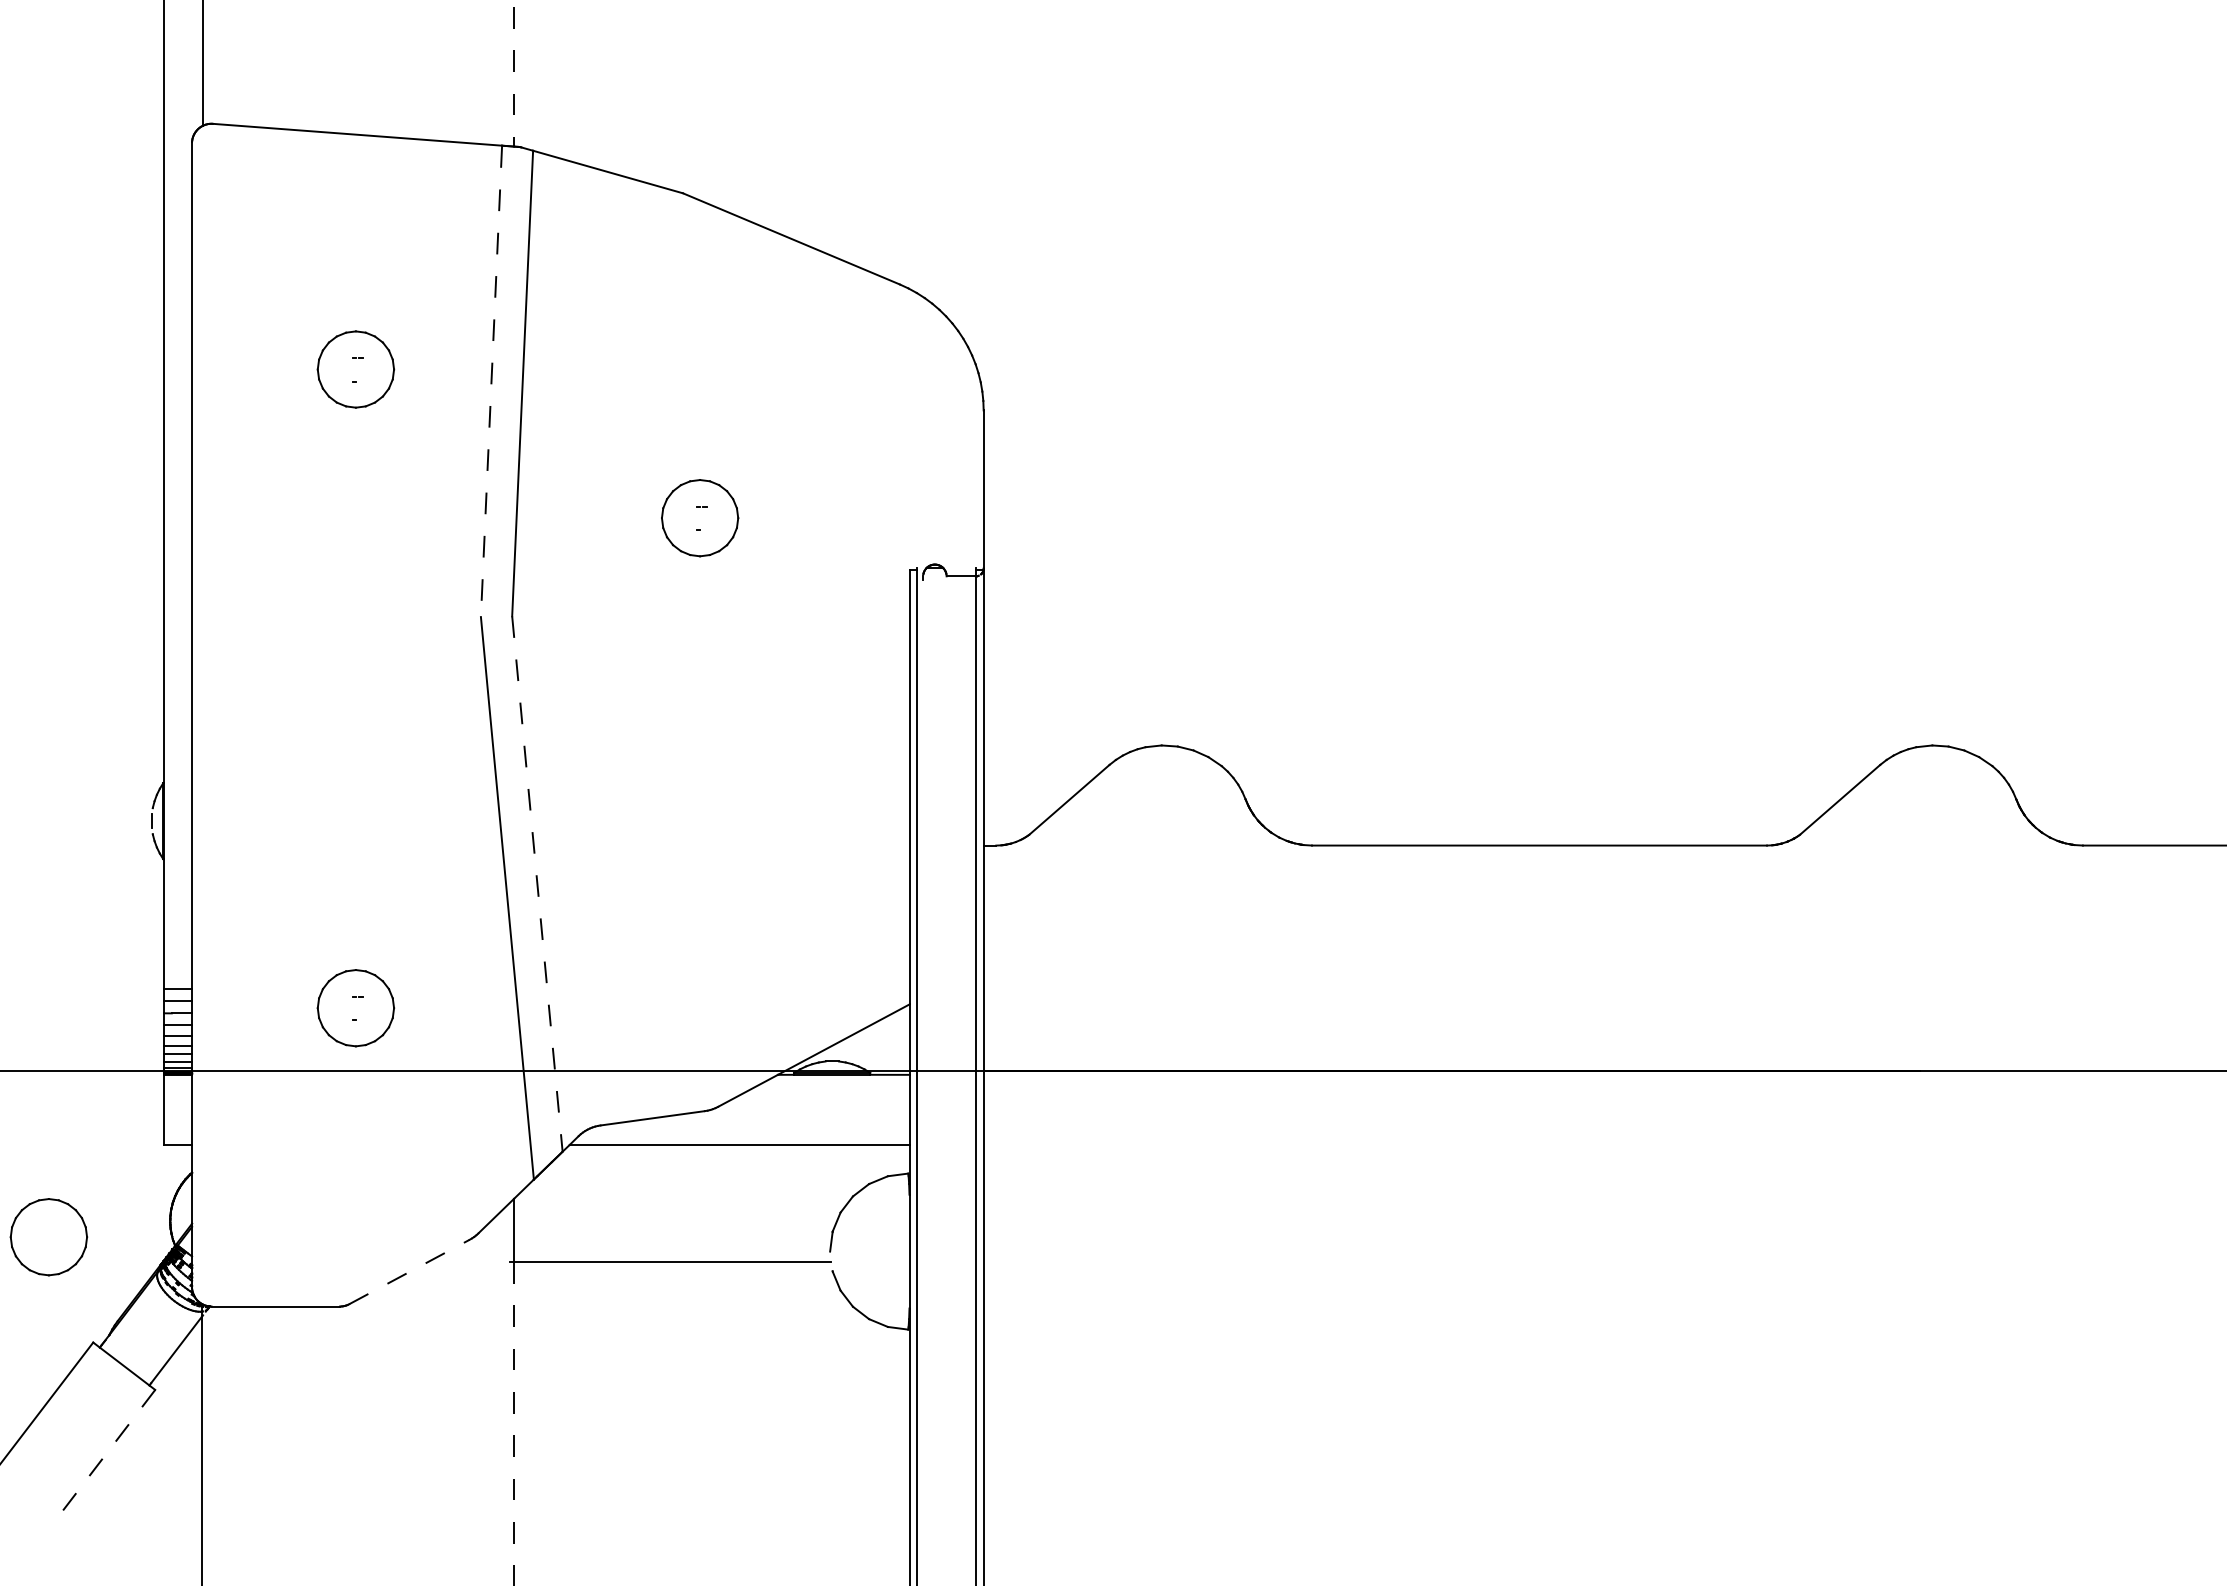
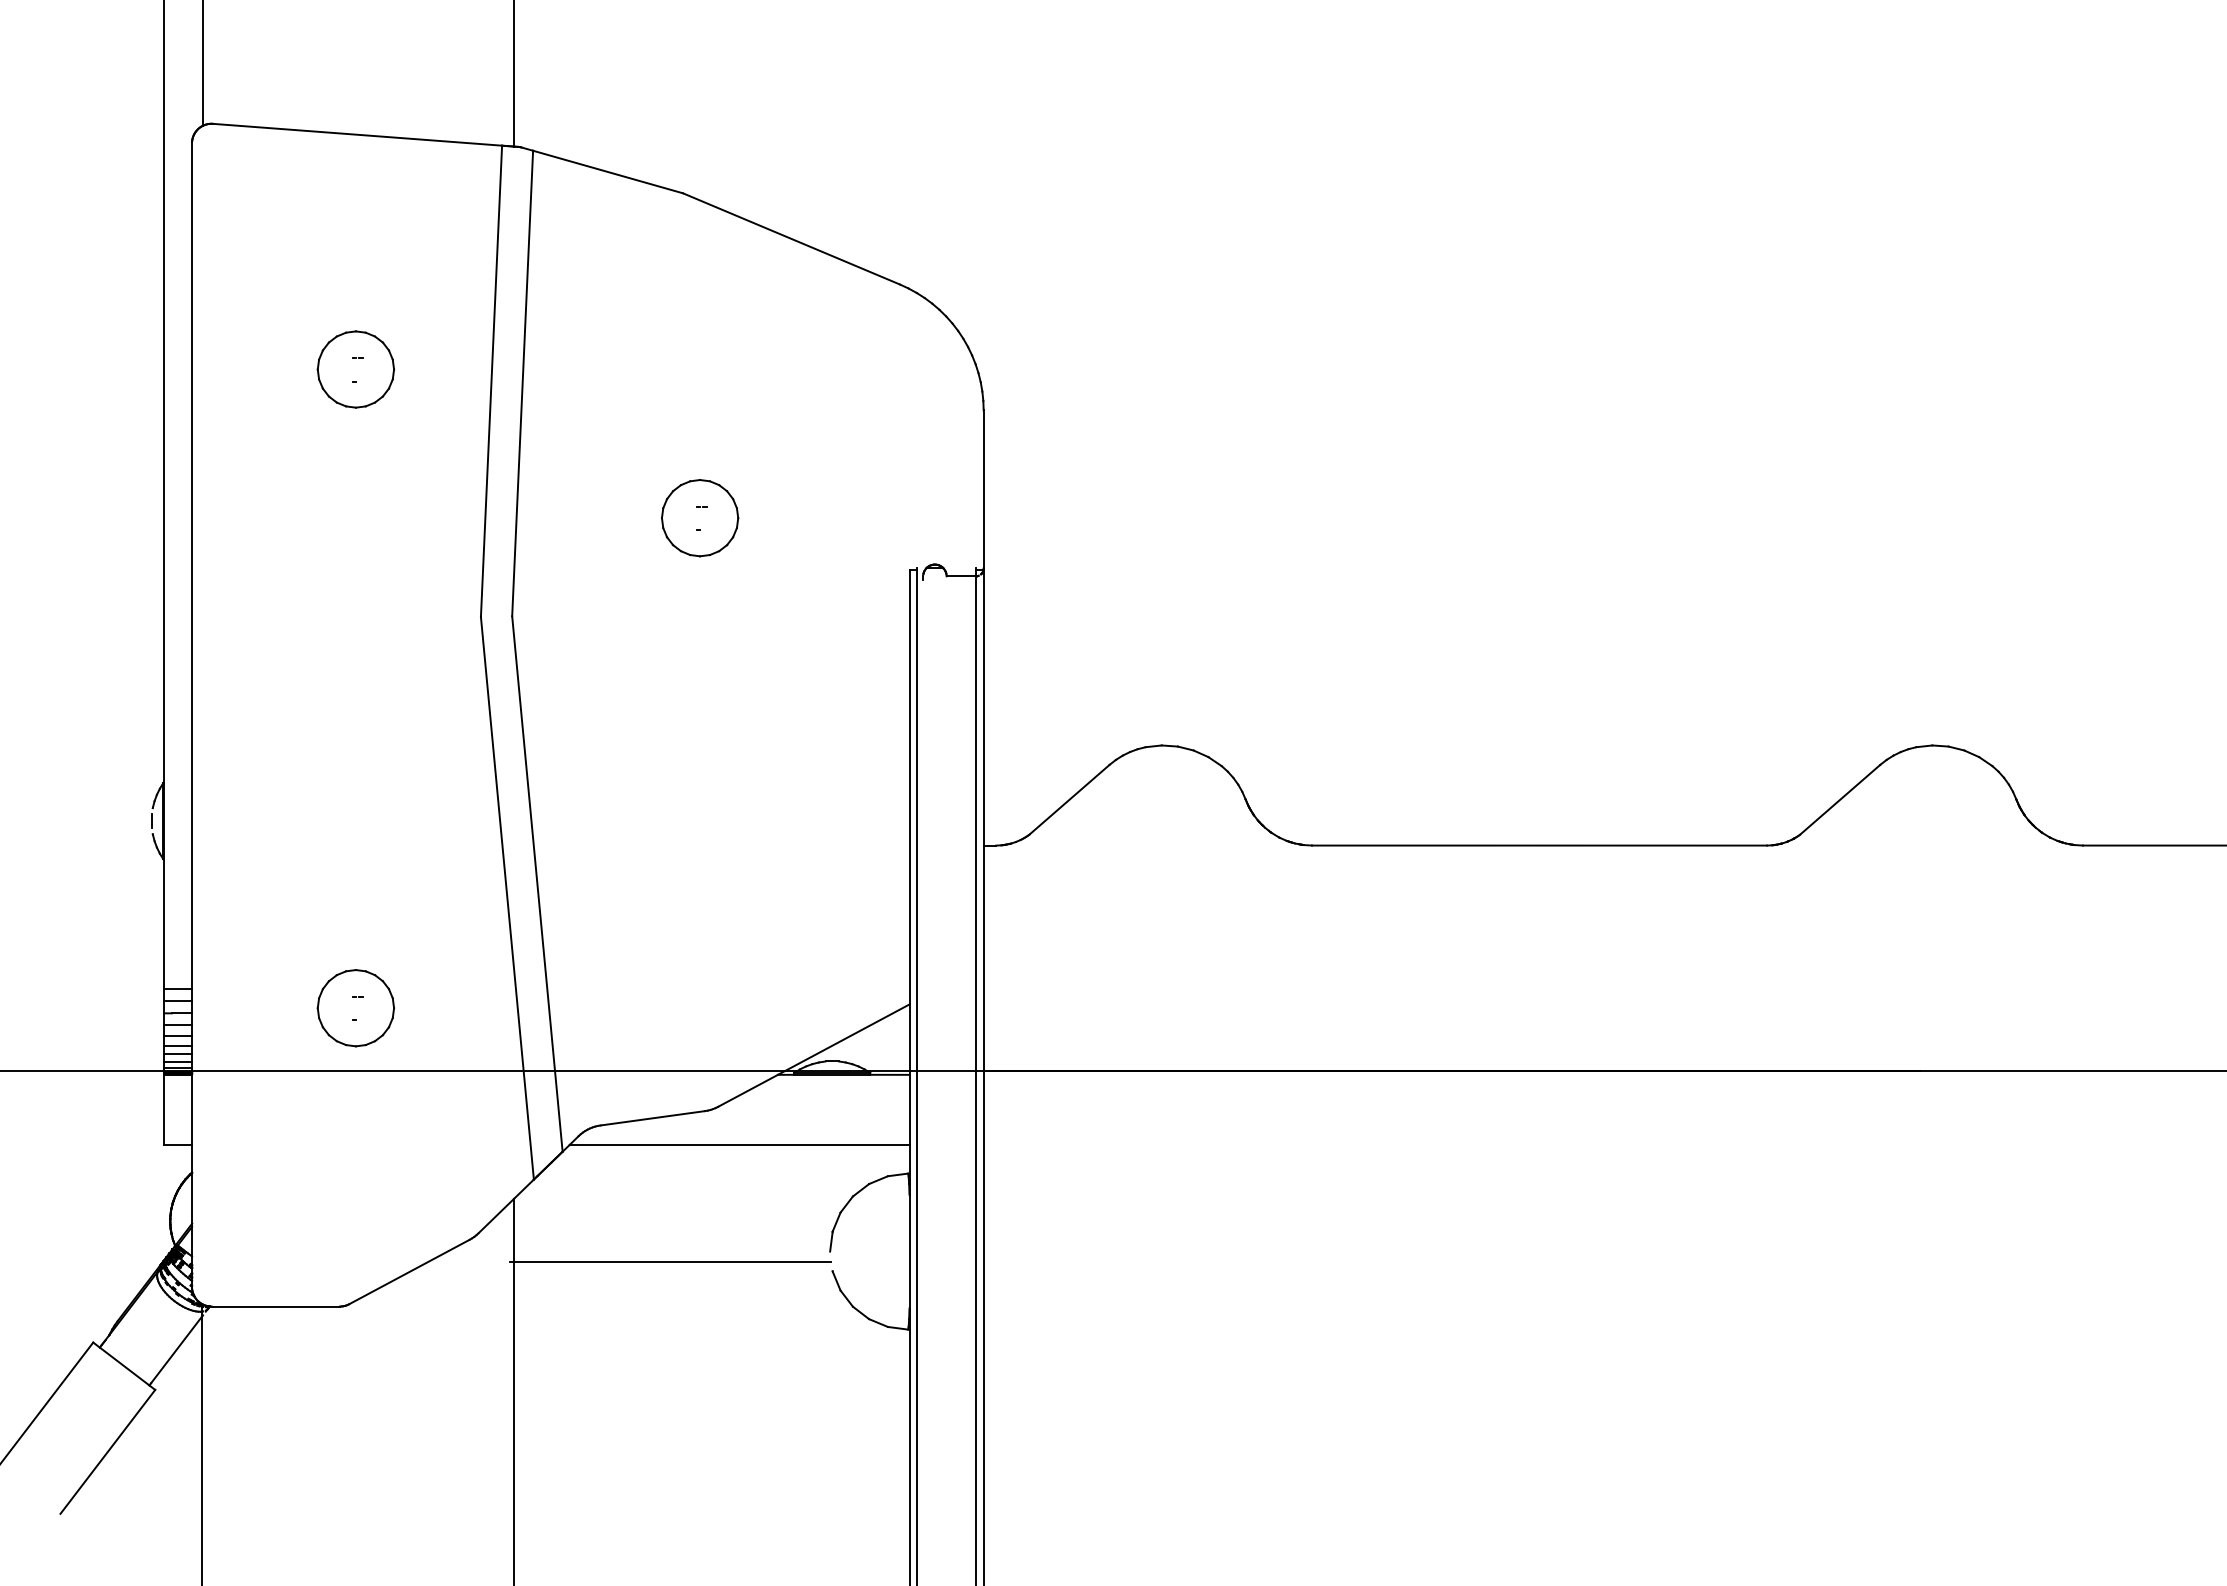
line: dashed -> solid (514, 73)
line: dashed -> solid (491, 381)
line: dashed -> solid (537, 884)
part: present -> none (48, 1237)
line: dashed -> solid (409, 1271)
line: dashed -> solid (514, 1423)
line: dashed -> solid (107, 1452)
